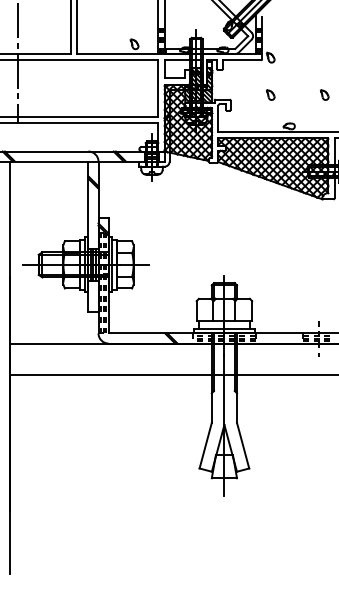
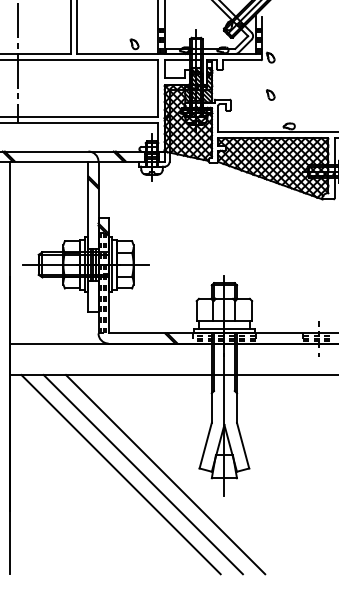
part: present -> none (324, 94)
line: none -> present (120, 474)
line: none -> present (142, 474)
line: none -> present (165, 474)
